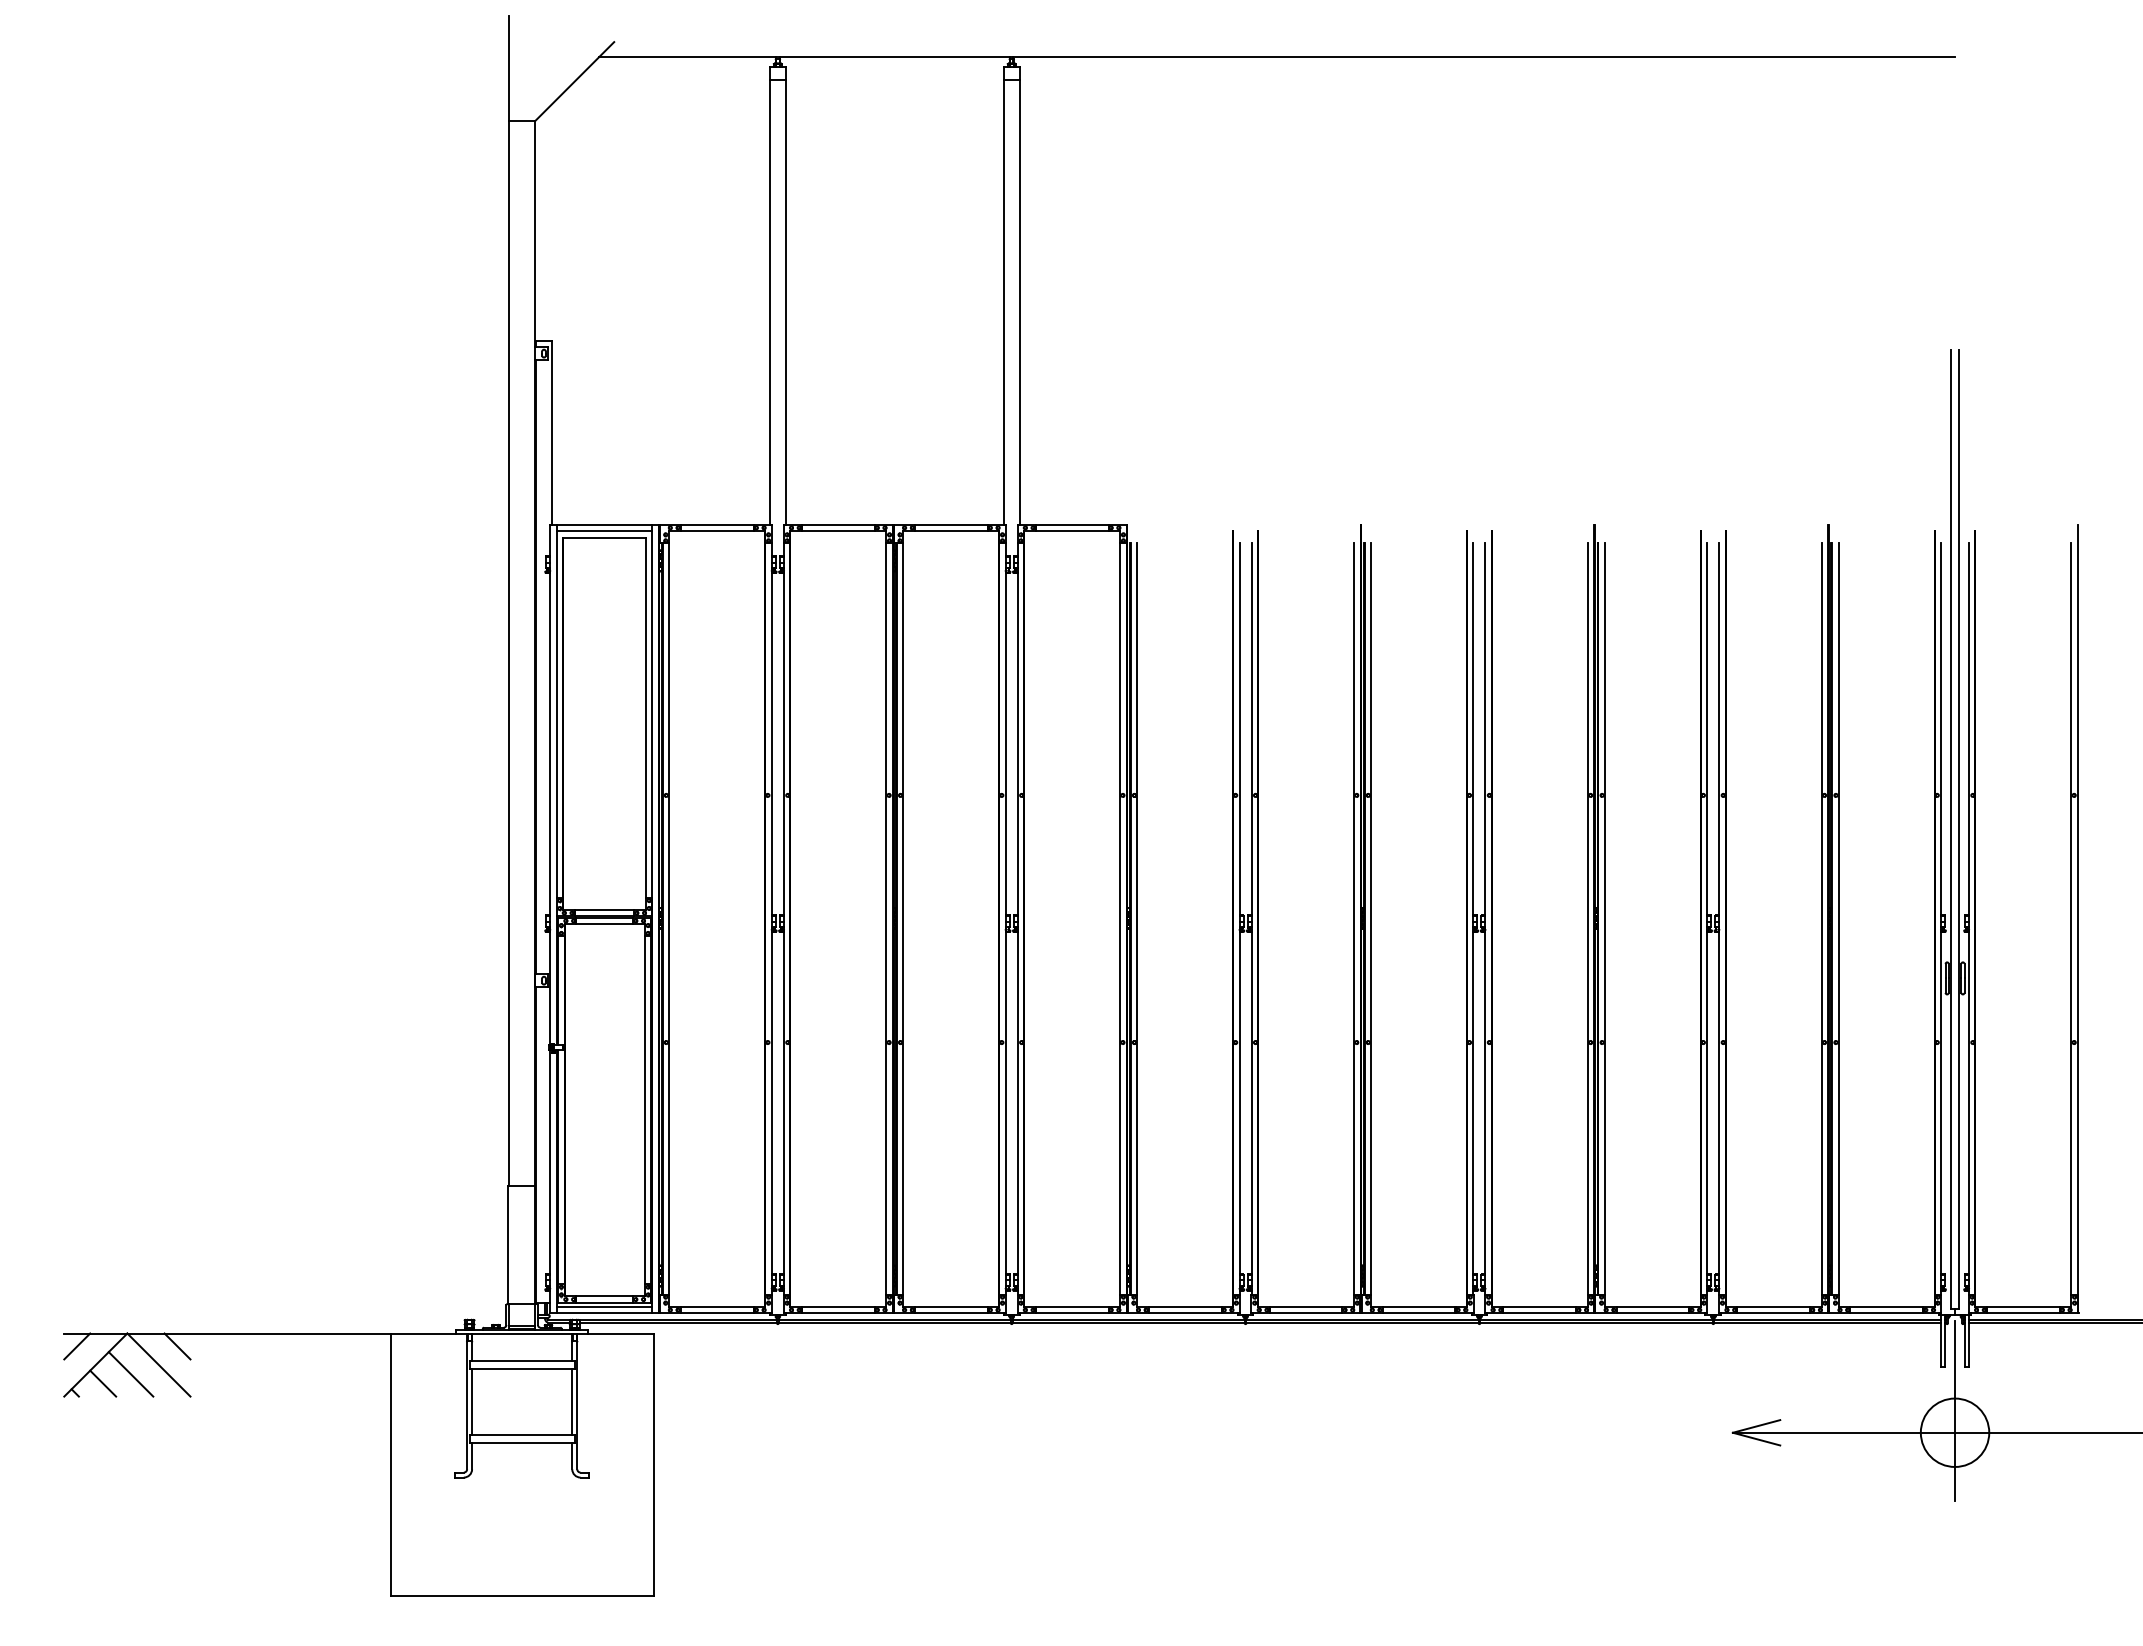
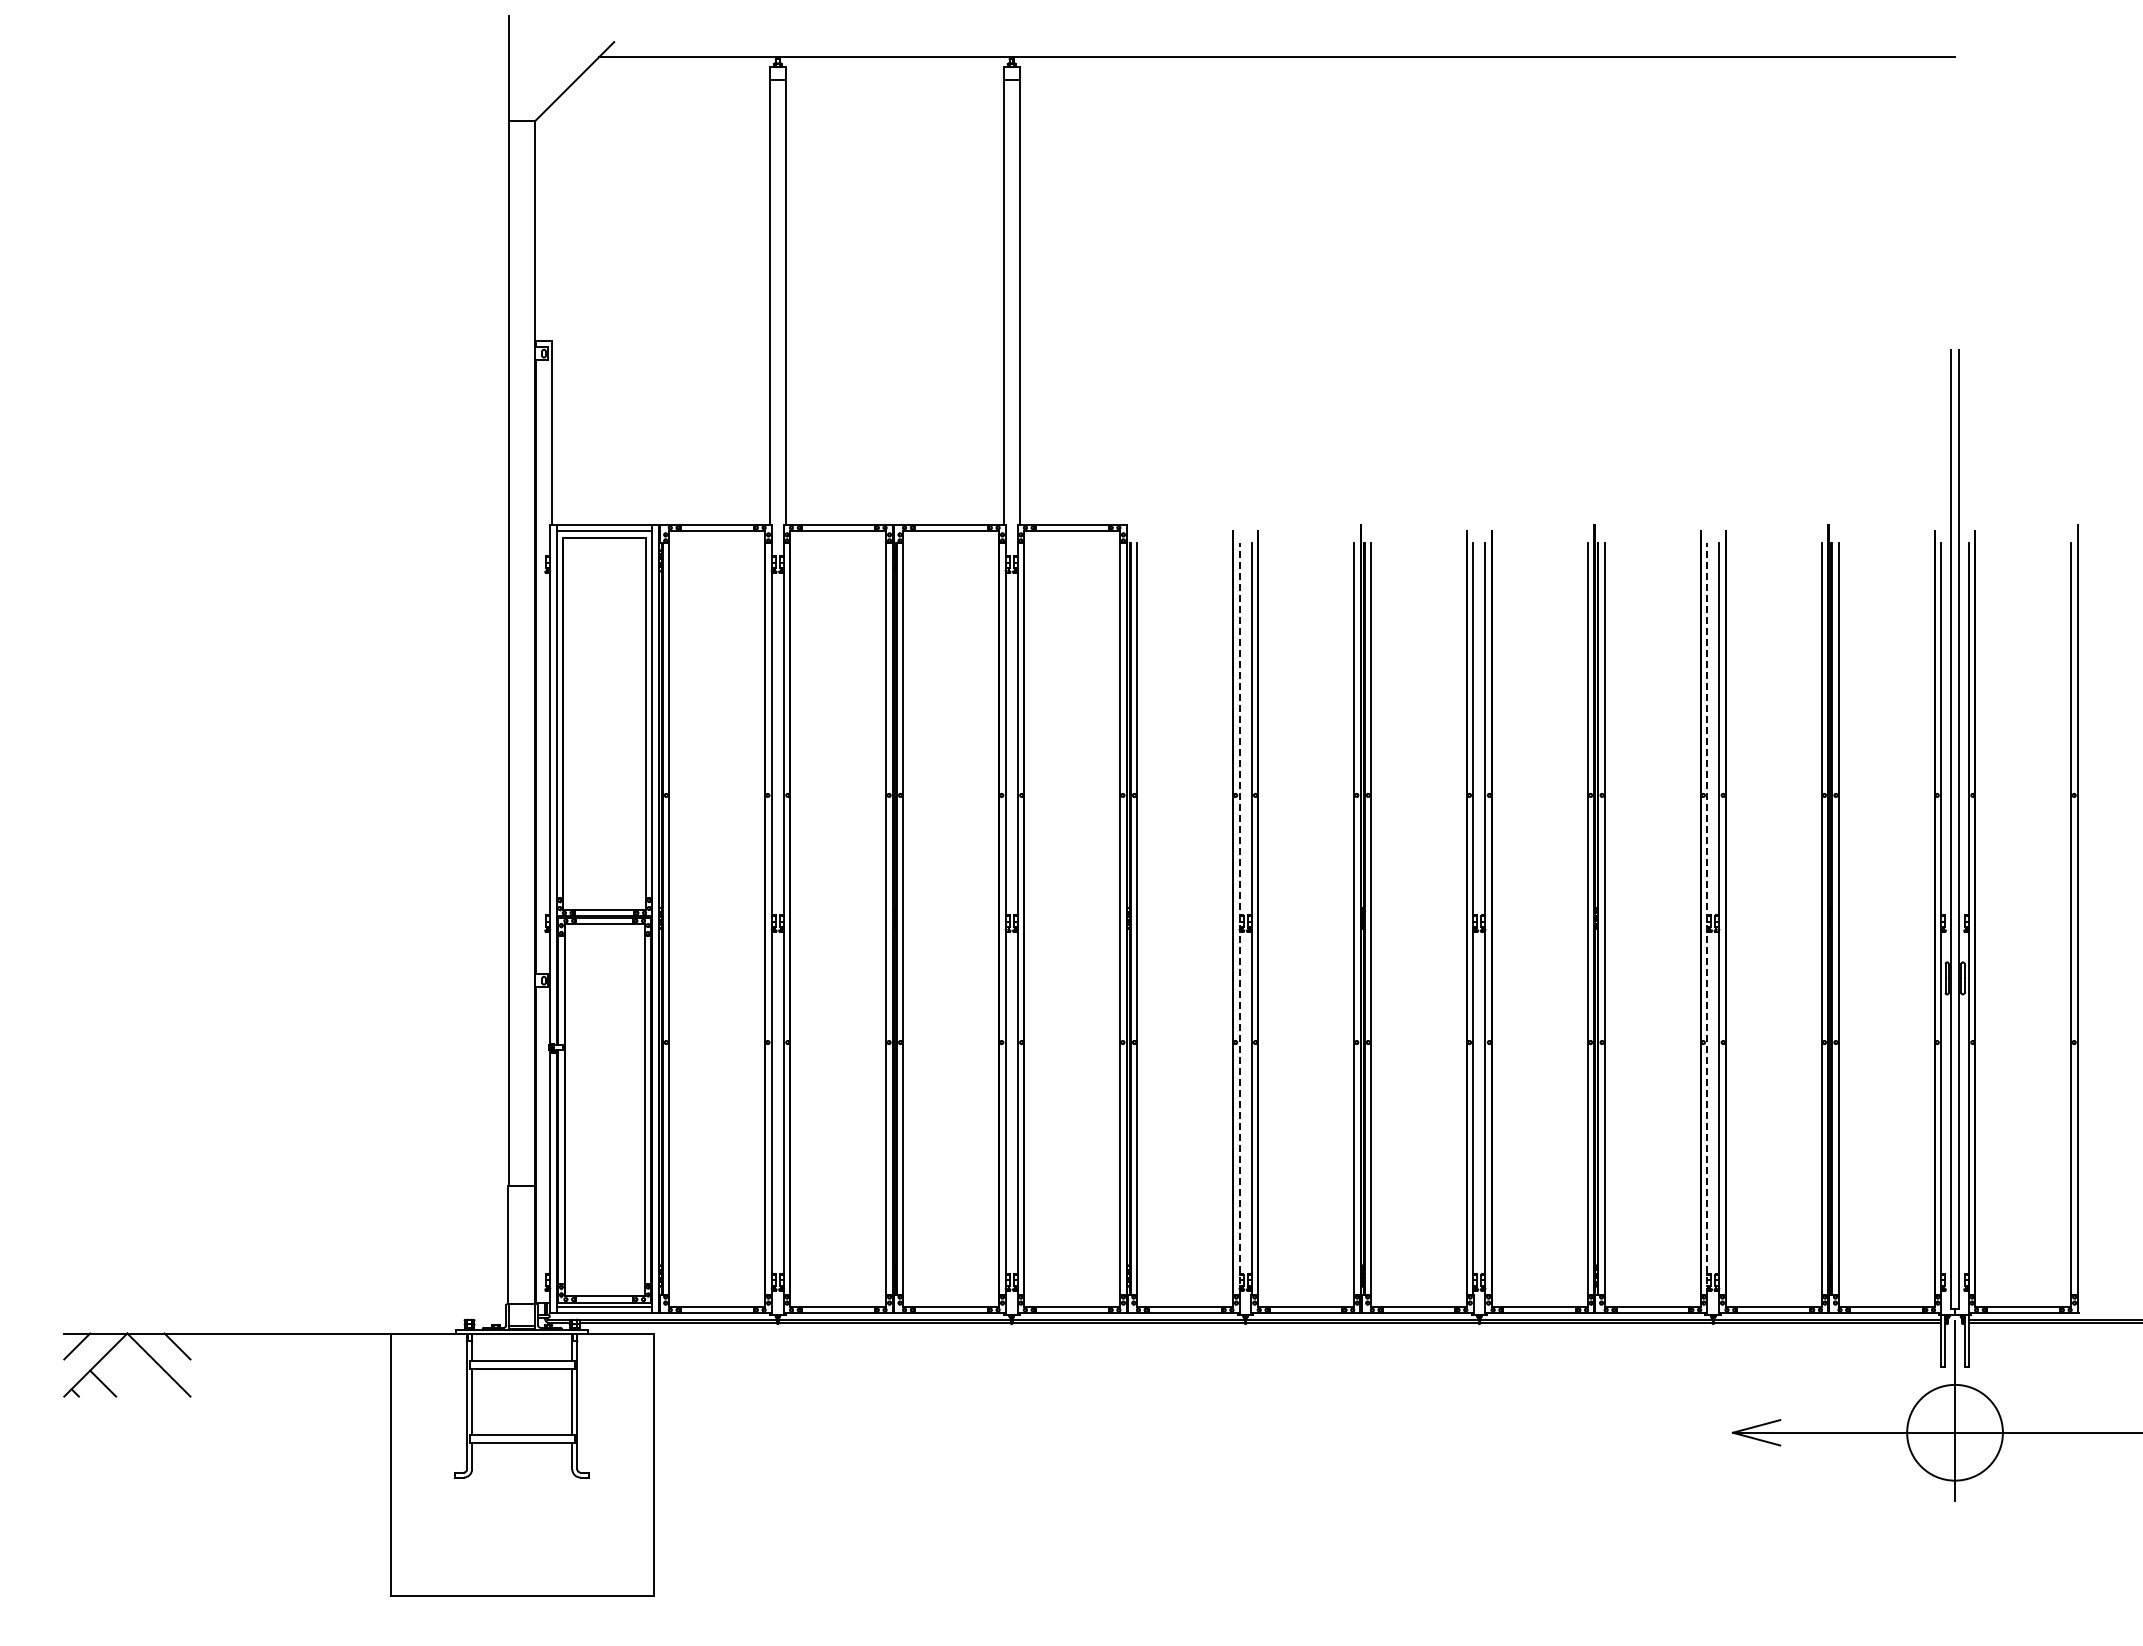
line: solid -> dashed (1239, 919)
line: solid -> dashed (1707, 919)
line: present -> none (130, 1374)
circle diameter: 68 px -> 96 px (1954, 1432)
